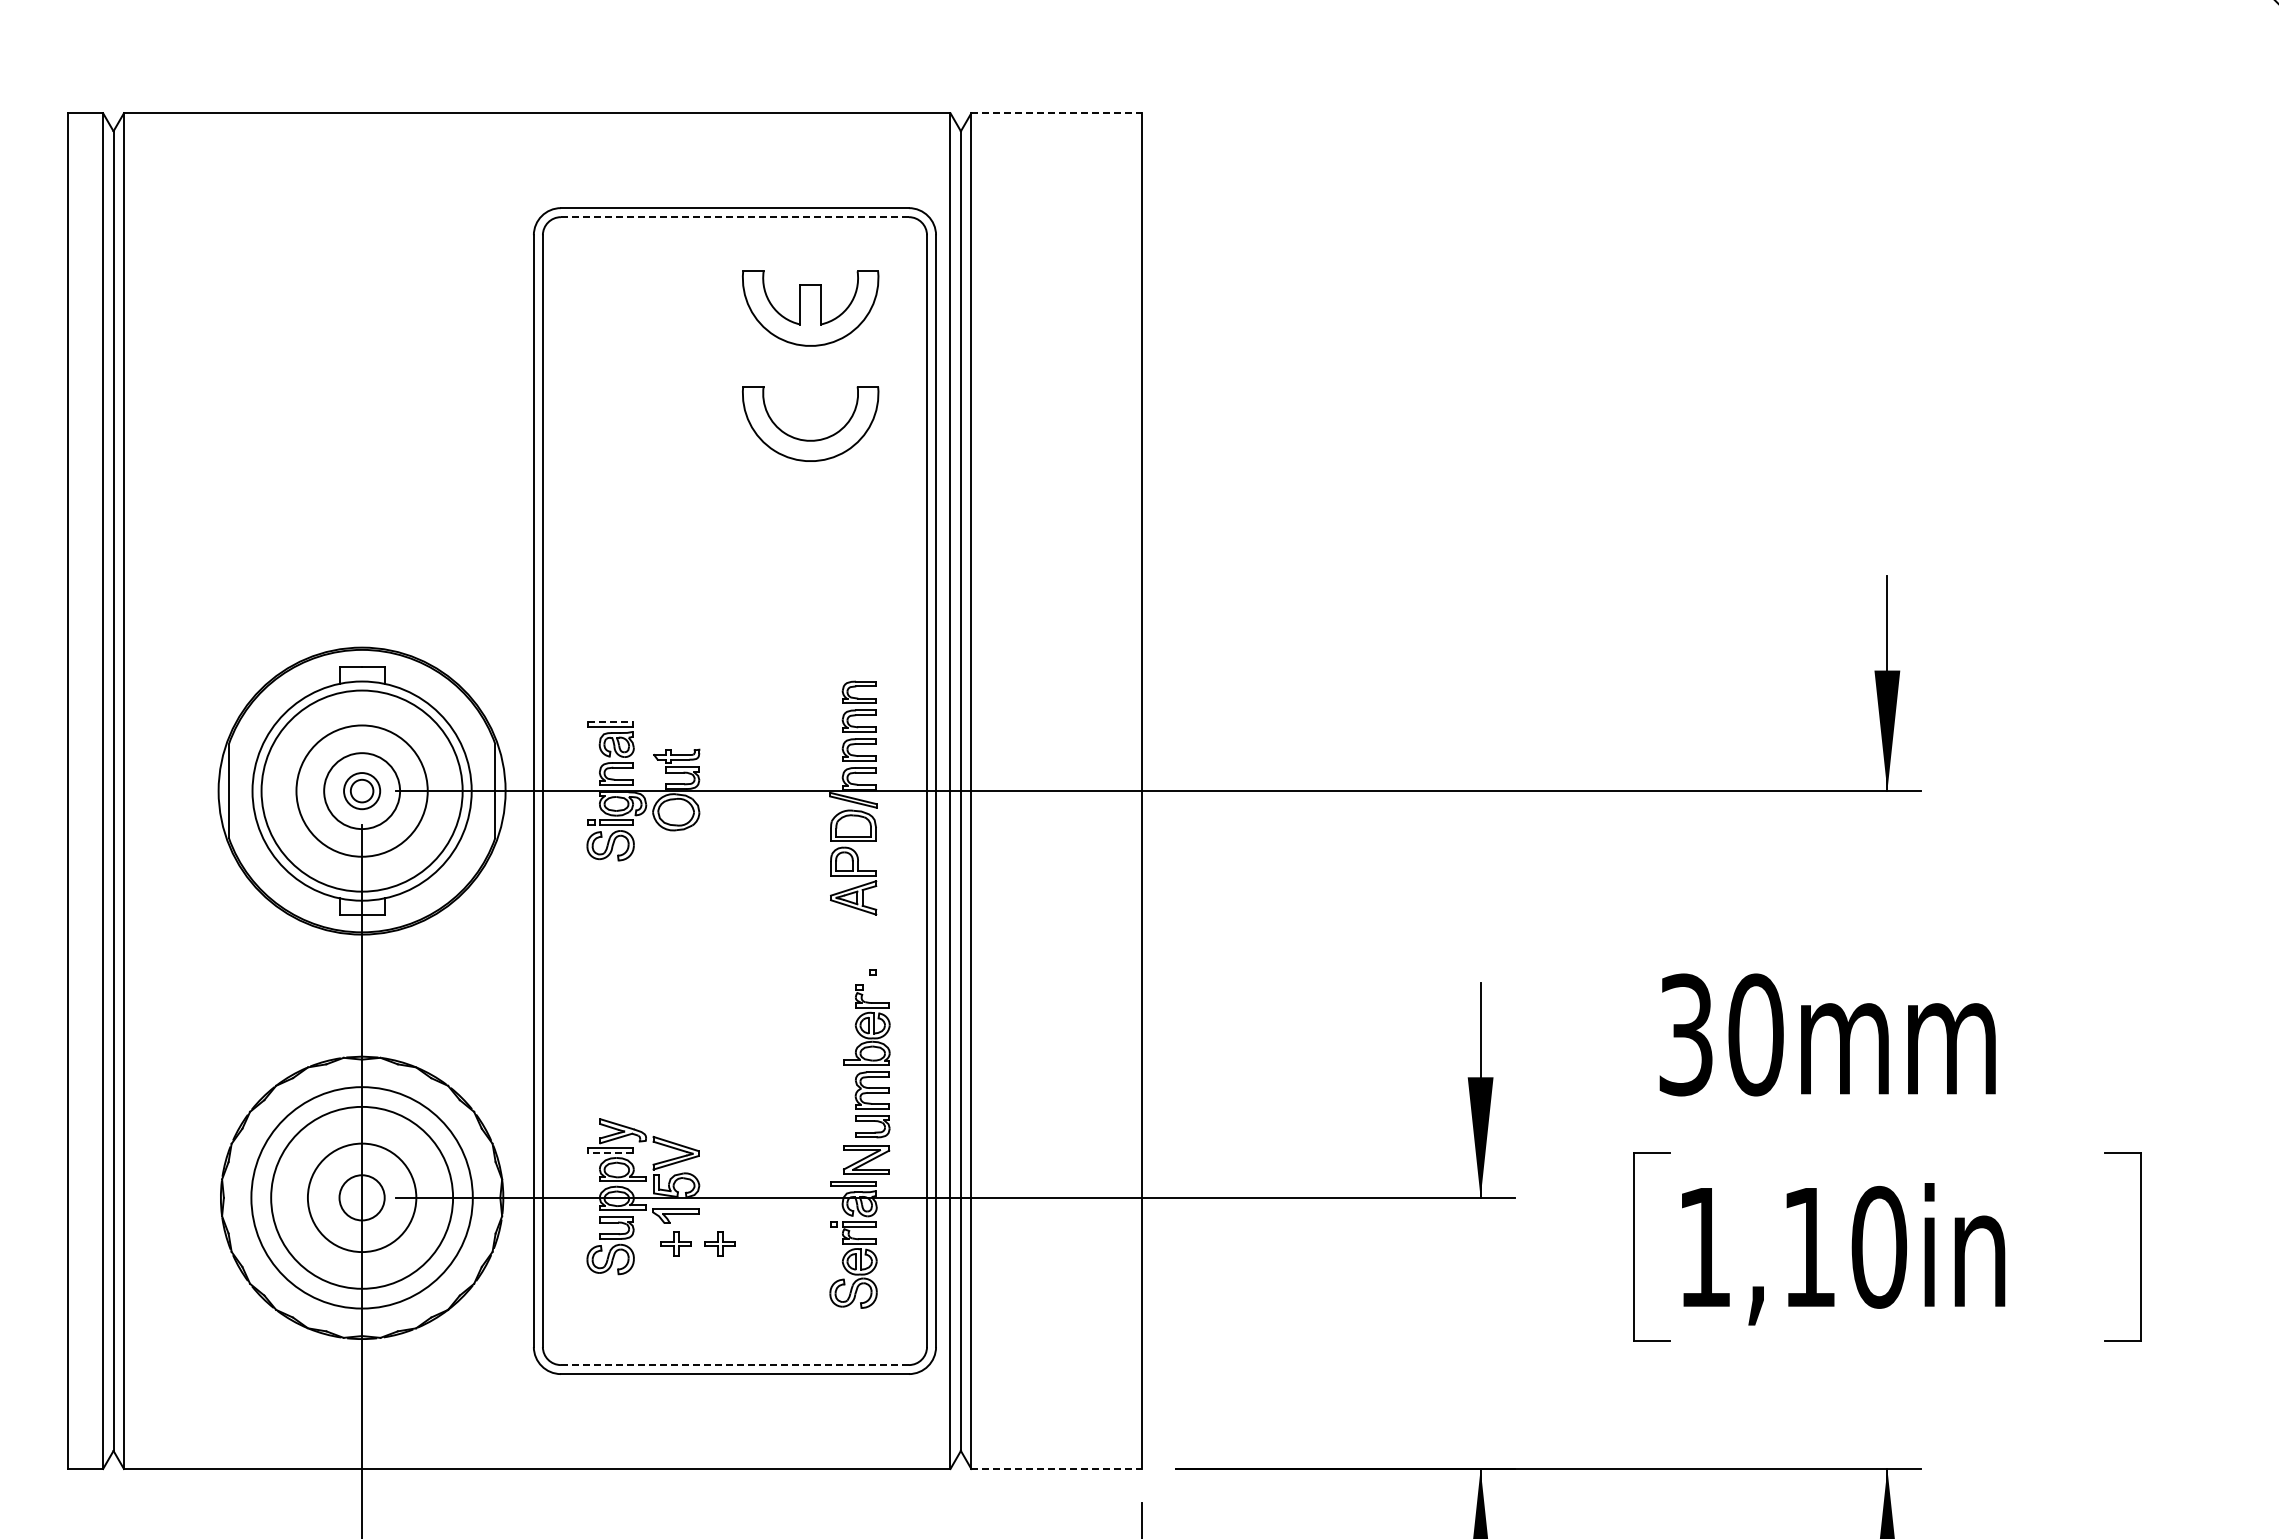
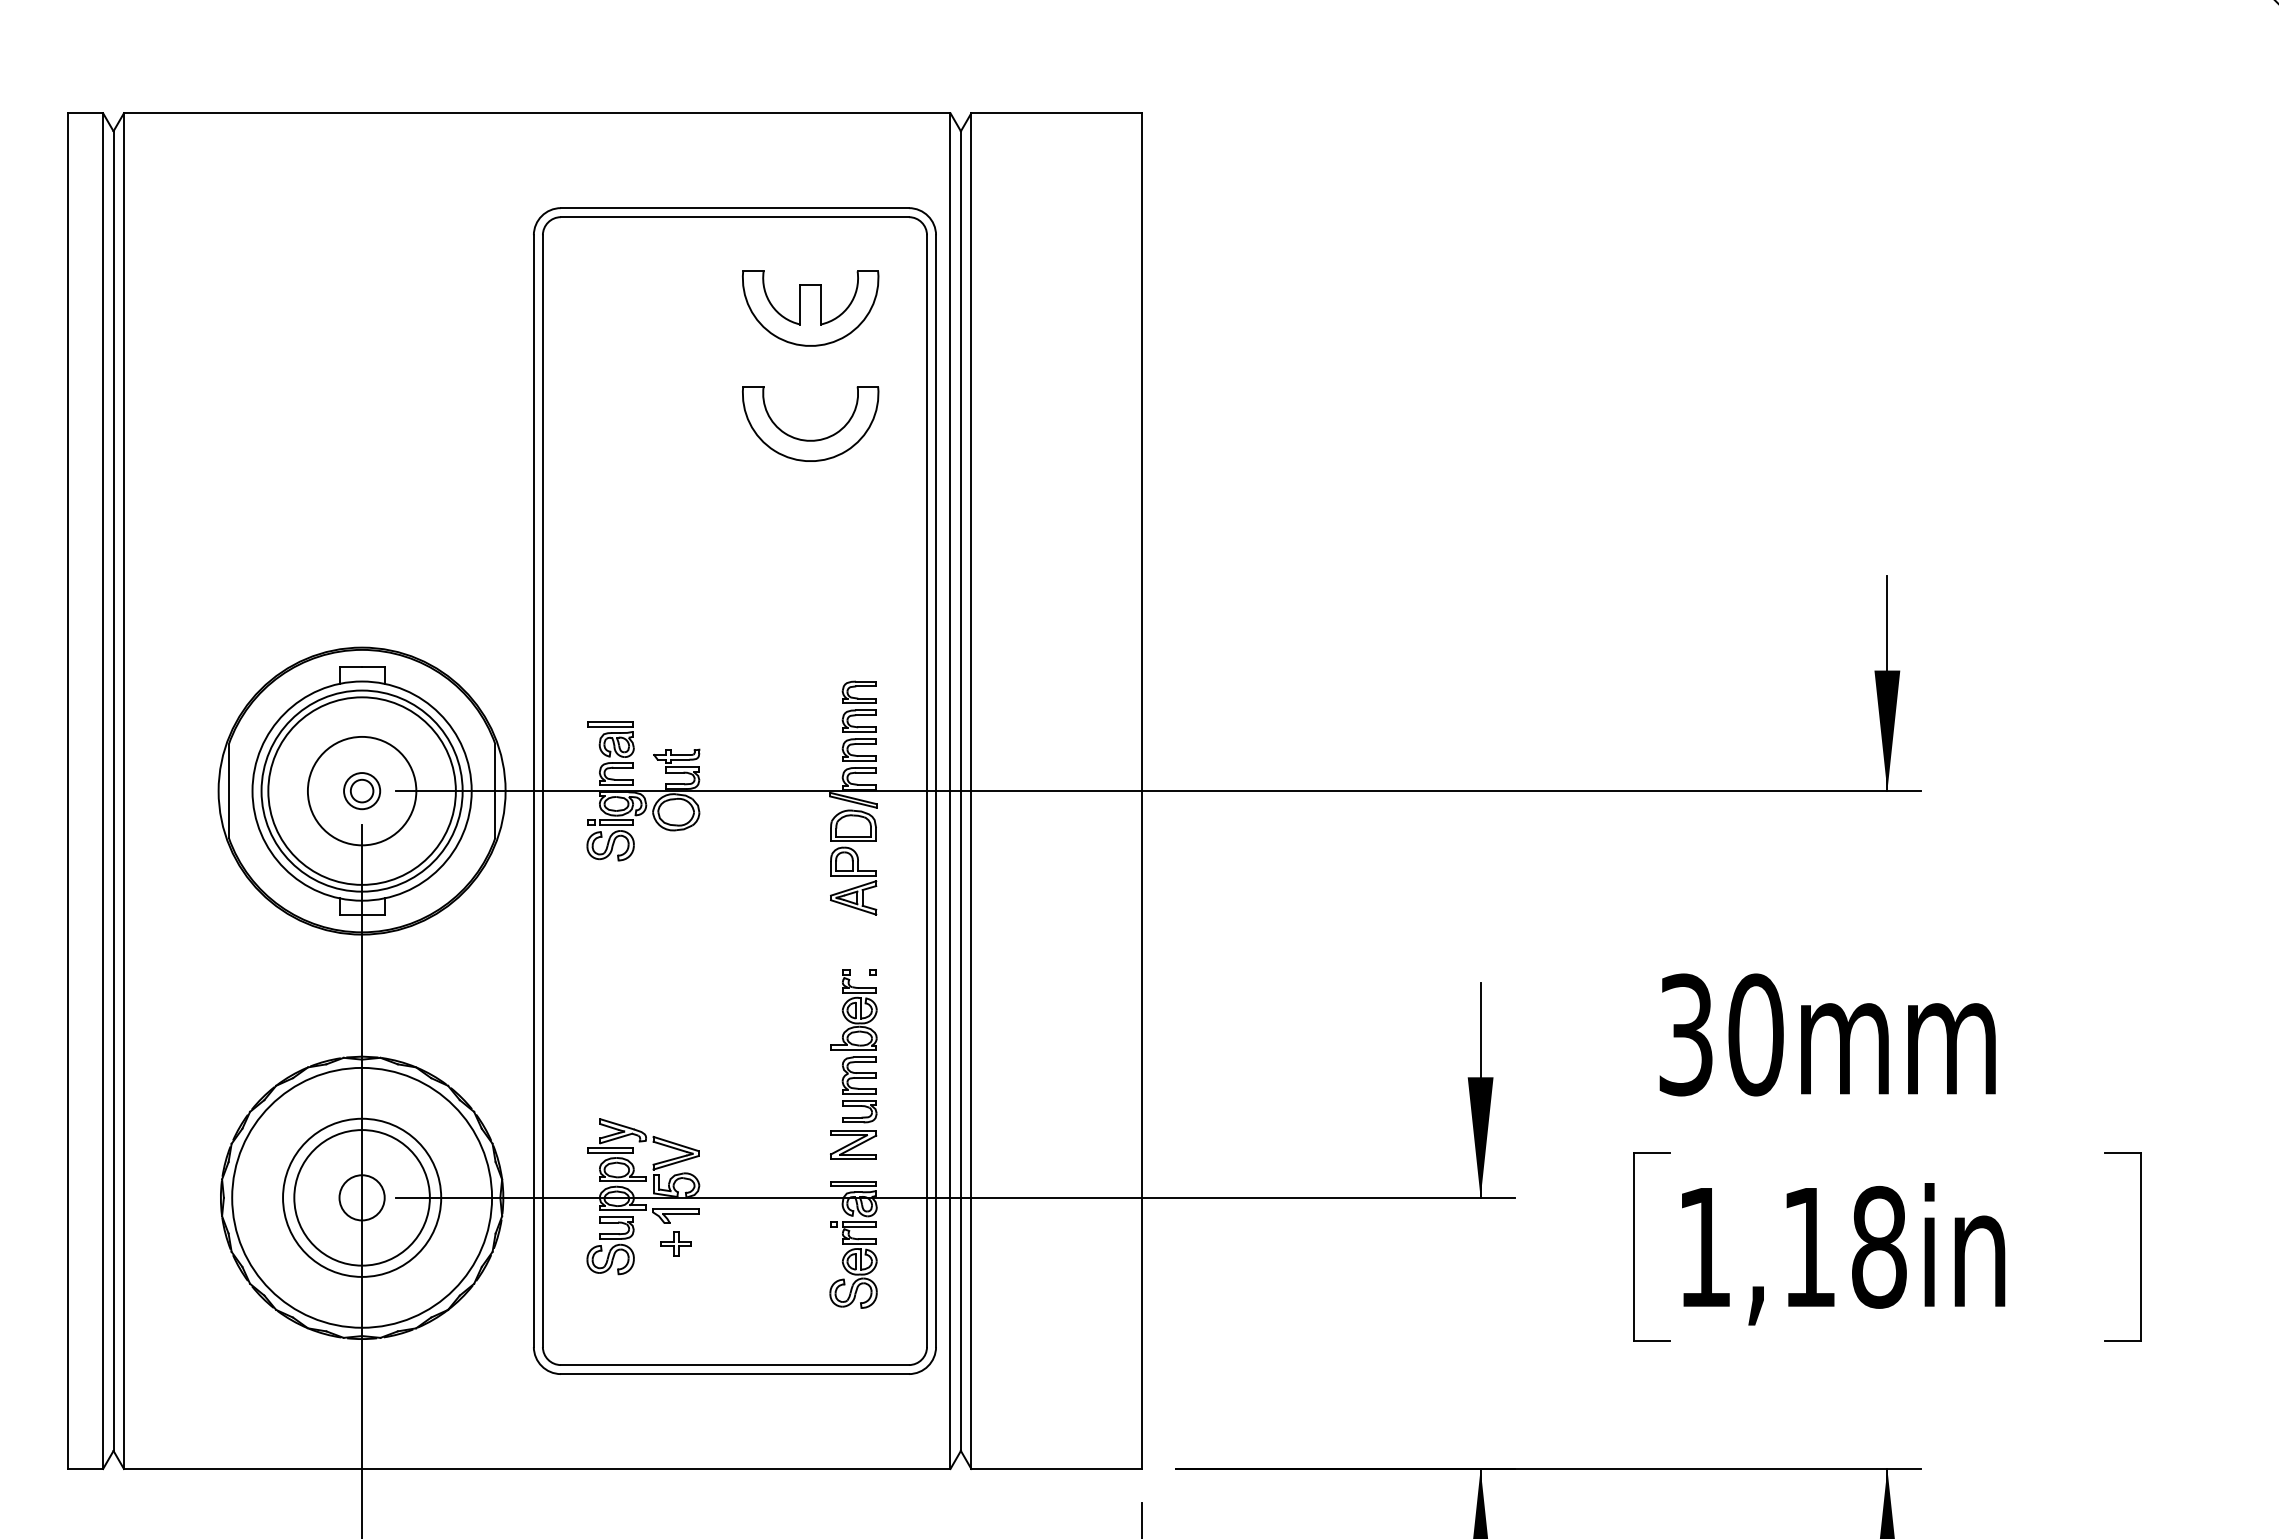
line: dashed -> solid (1057, 113)
line: dashed -> solid (734, 217)
line: dashed -> solid (610, 722)
circle diameter: 131 px -> 188 px (361, 790)
circle diameter: 76 px -> 108 px (361, 790)
part position: (866, 1079) -> (853, 1064) (853, 1064)
line: dashed -> solid (610, 1152)
circle diameter: 108 px -> 136 px (361, 1197)
circle diameter: 221 px -> 158 px (362, 1197)
circle diameter: 182 px -> 260 px (362, 1197)
part: present -> none (719, 1243)
text: 1,10in -> 1,18in (1879, 1247)
line: dashed -> solid (734, 1365)
line: dashed -> solid (1057, 1469)
